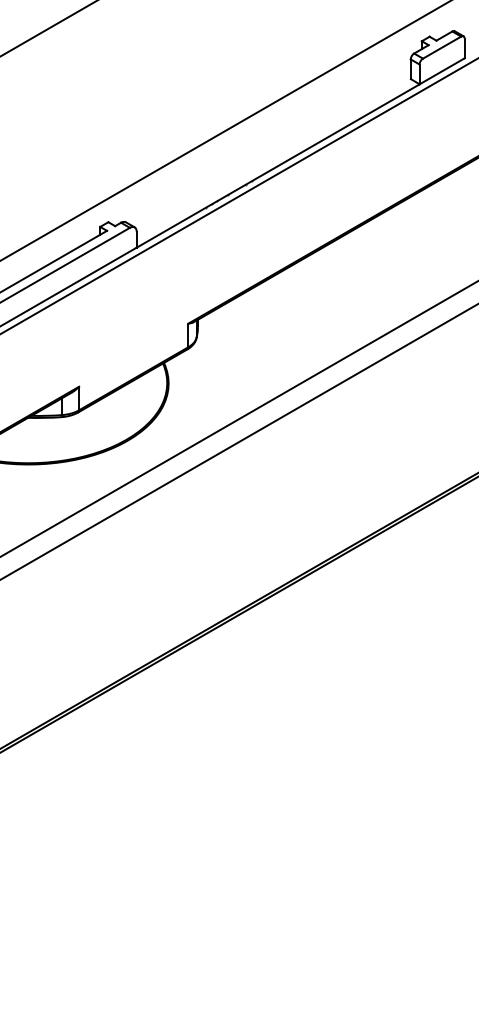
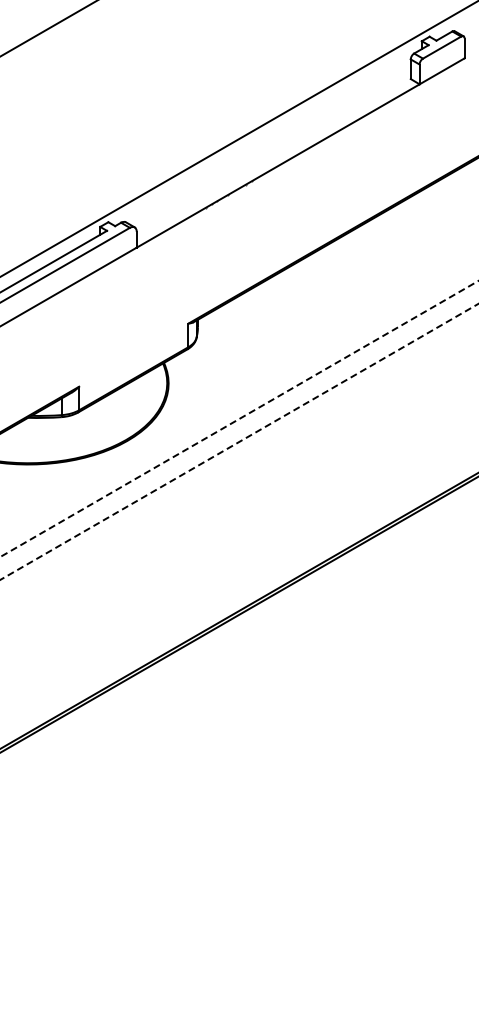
line position: (225, 130) -> (238, 138) (238, 138)
line: present -> none (238, 196)
line: solid -> dashed (239, 419)
line: solid -> dashed (239, 442)
